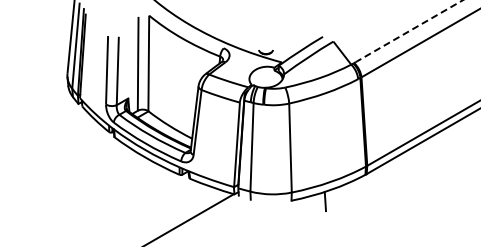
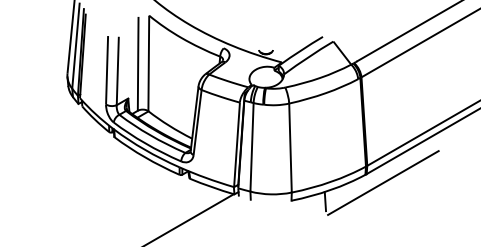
line: dashed -> solid (409, 30)
line: none -> present (383, 182)
